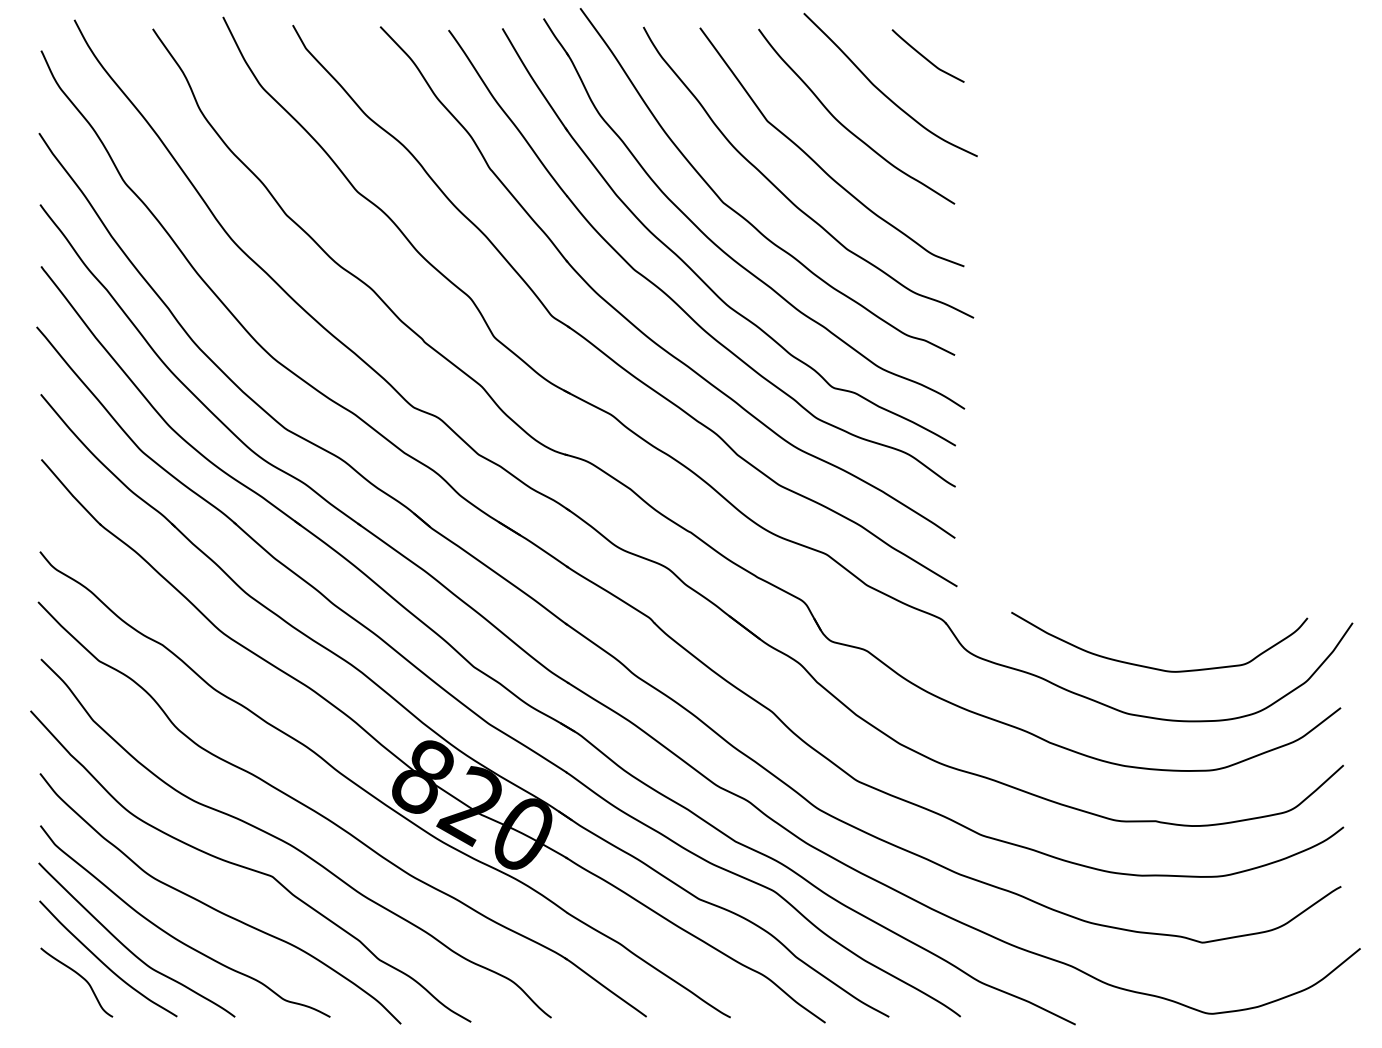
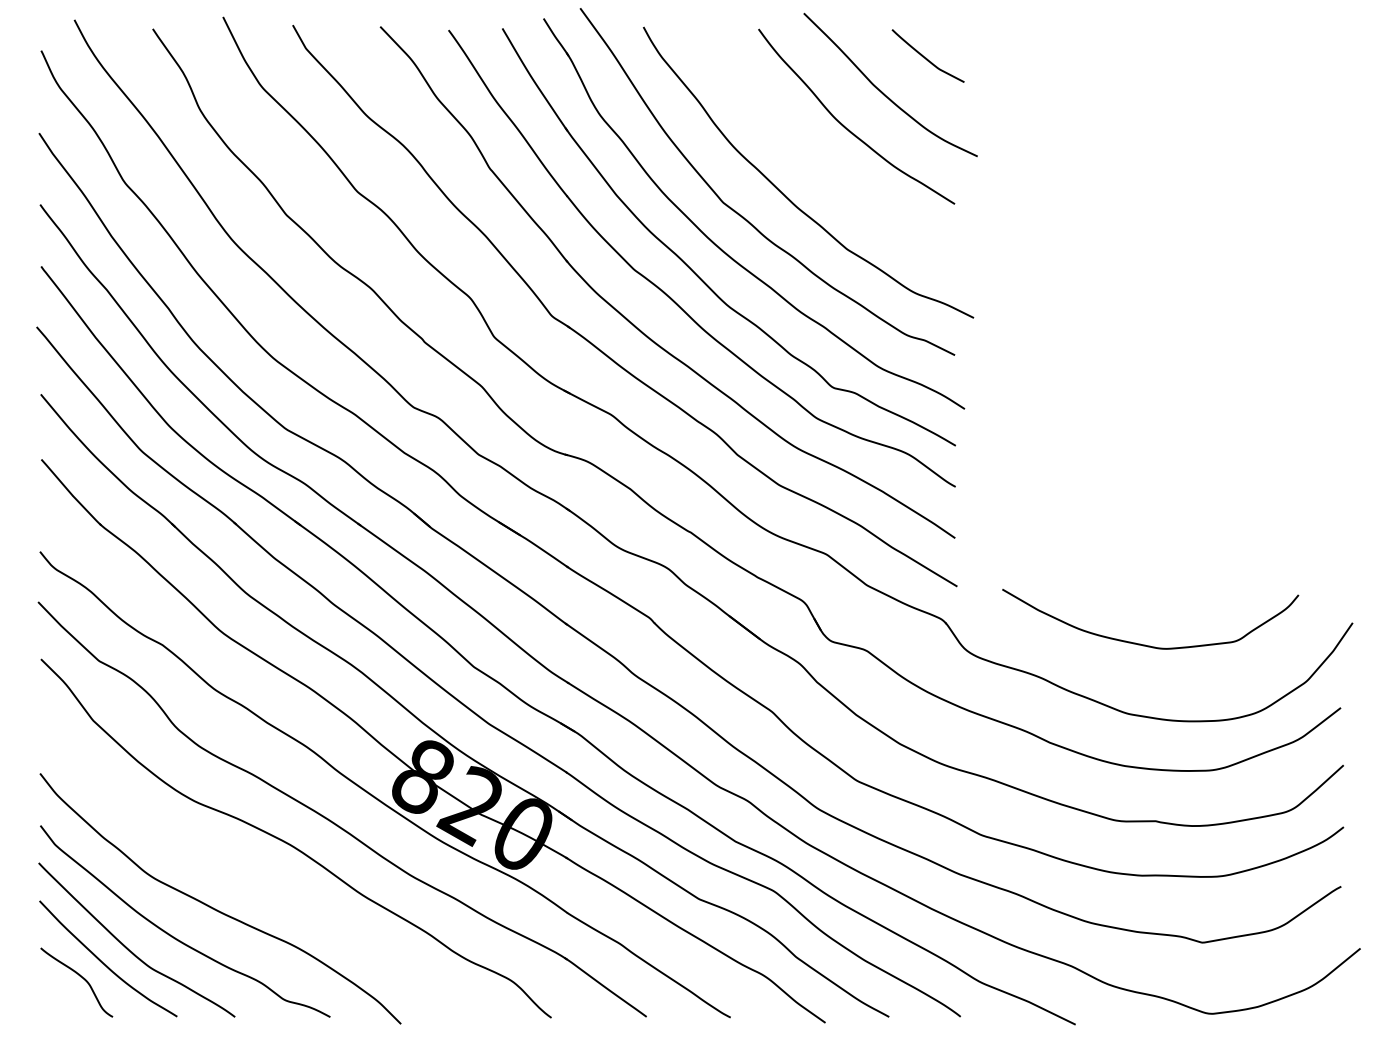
curve: present -> none (816, 162)
curve position: (1154, 667) -> (1145, 644) (1145, 644)
curve: present -> none (250, 868)
